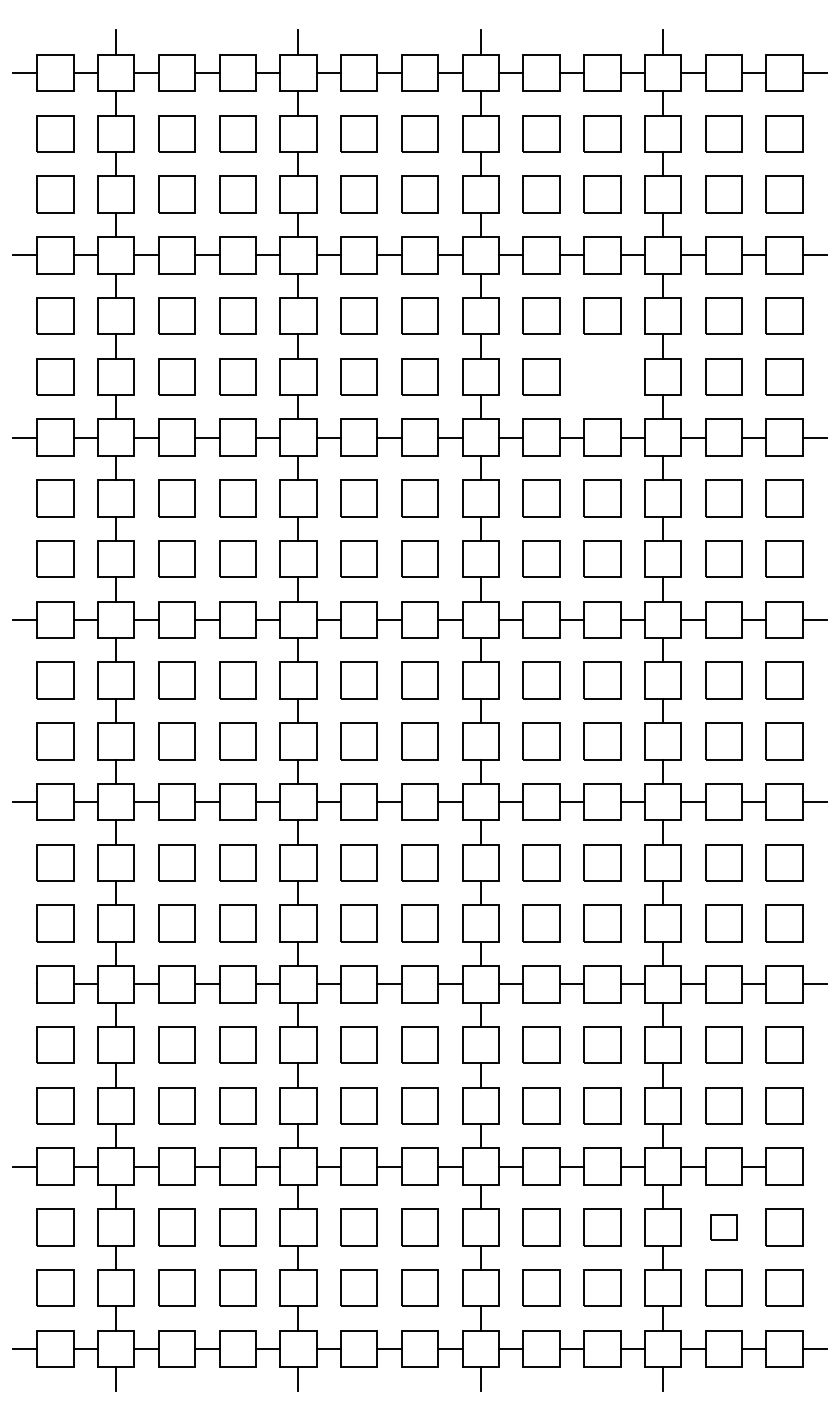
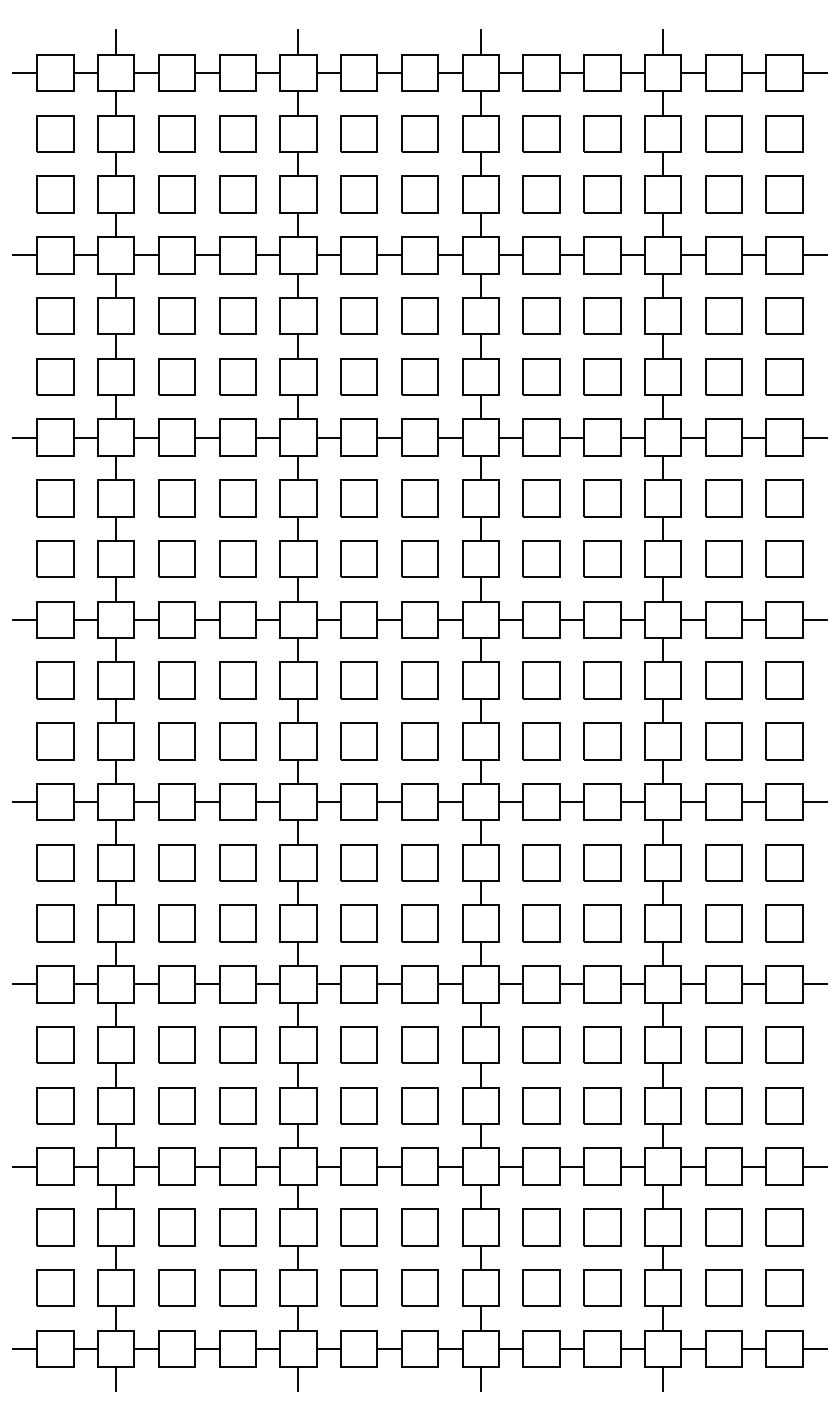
part: none -> present (602, 376)
line: none -> present (24, 984)
line: none -> present (814, 1166)
part size: 28x27 px -> 38x39 px (723, 1227)
